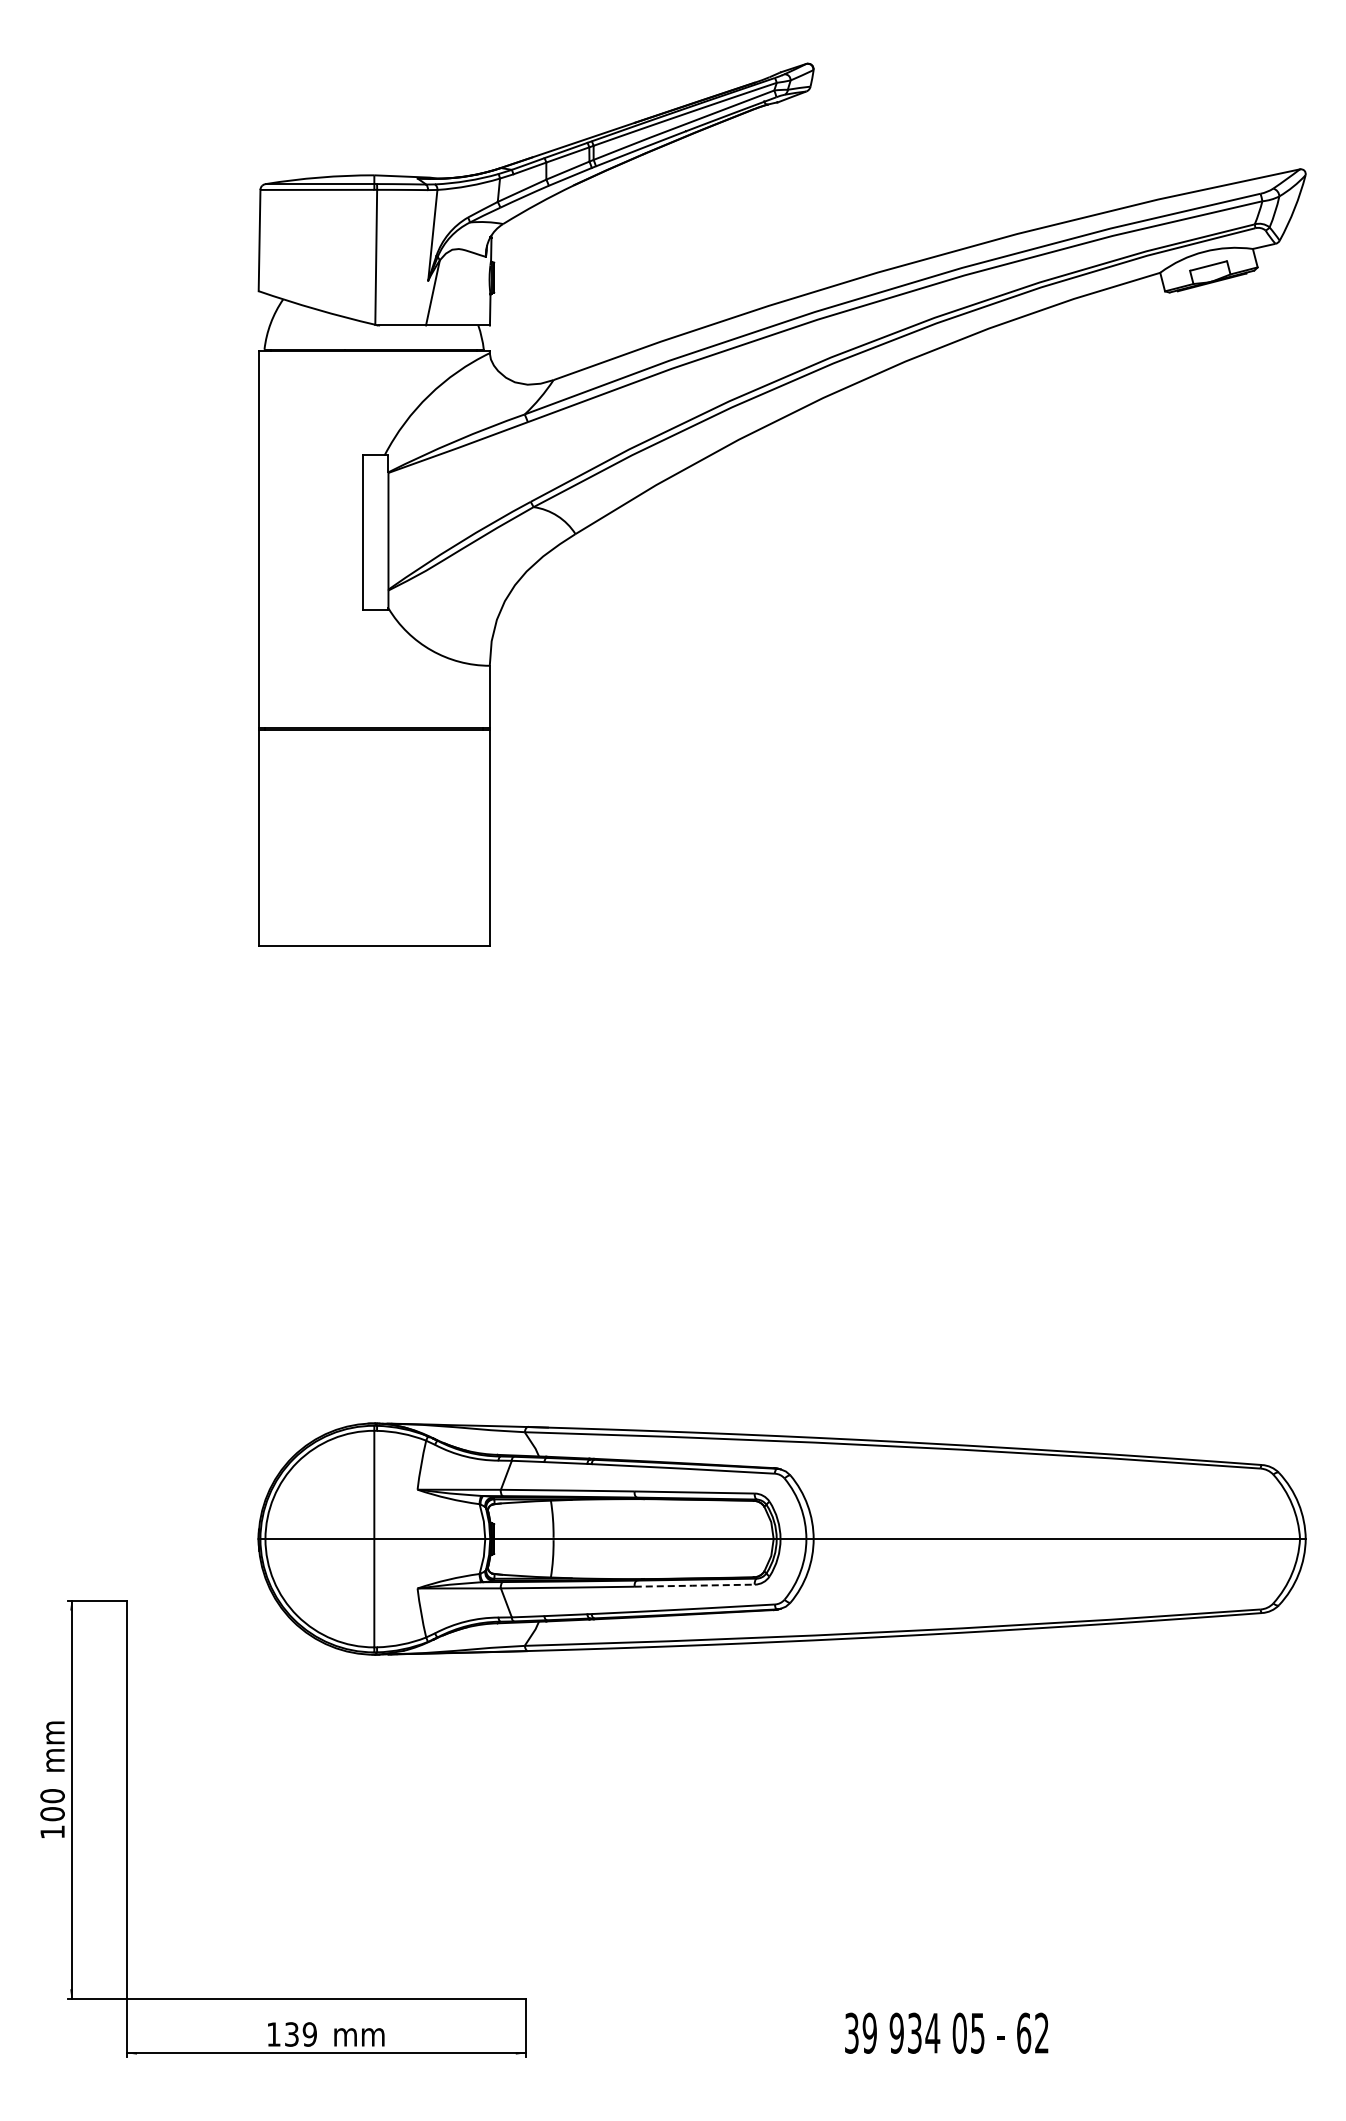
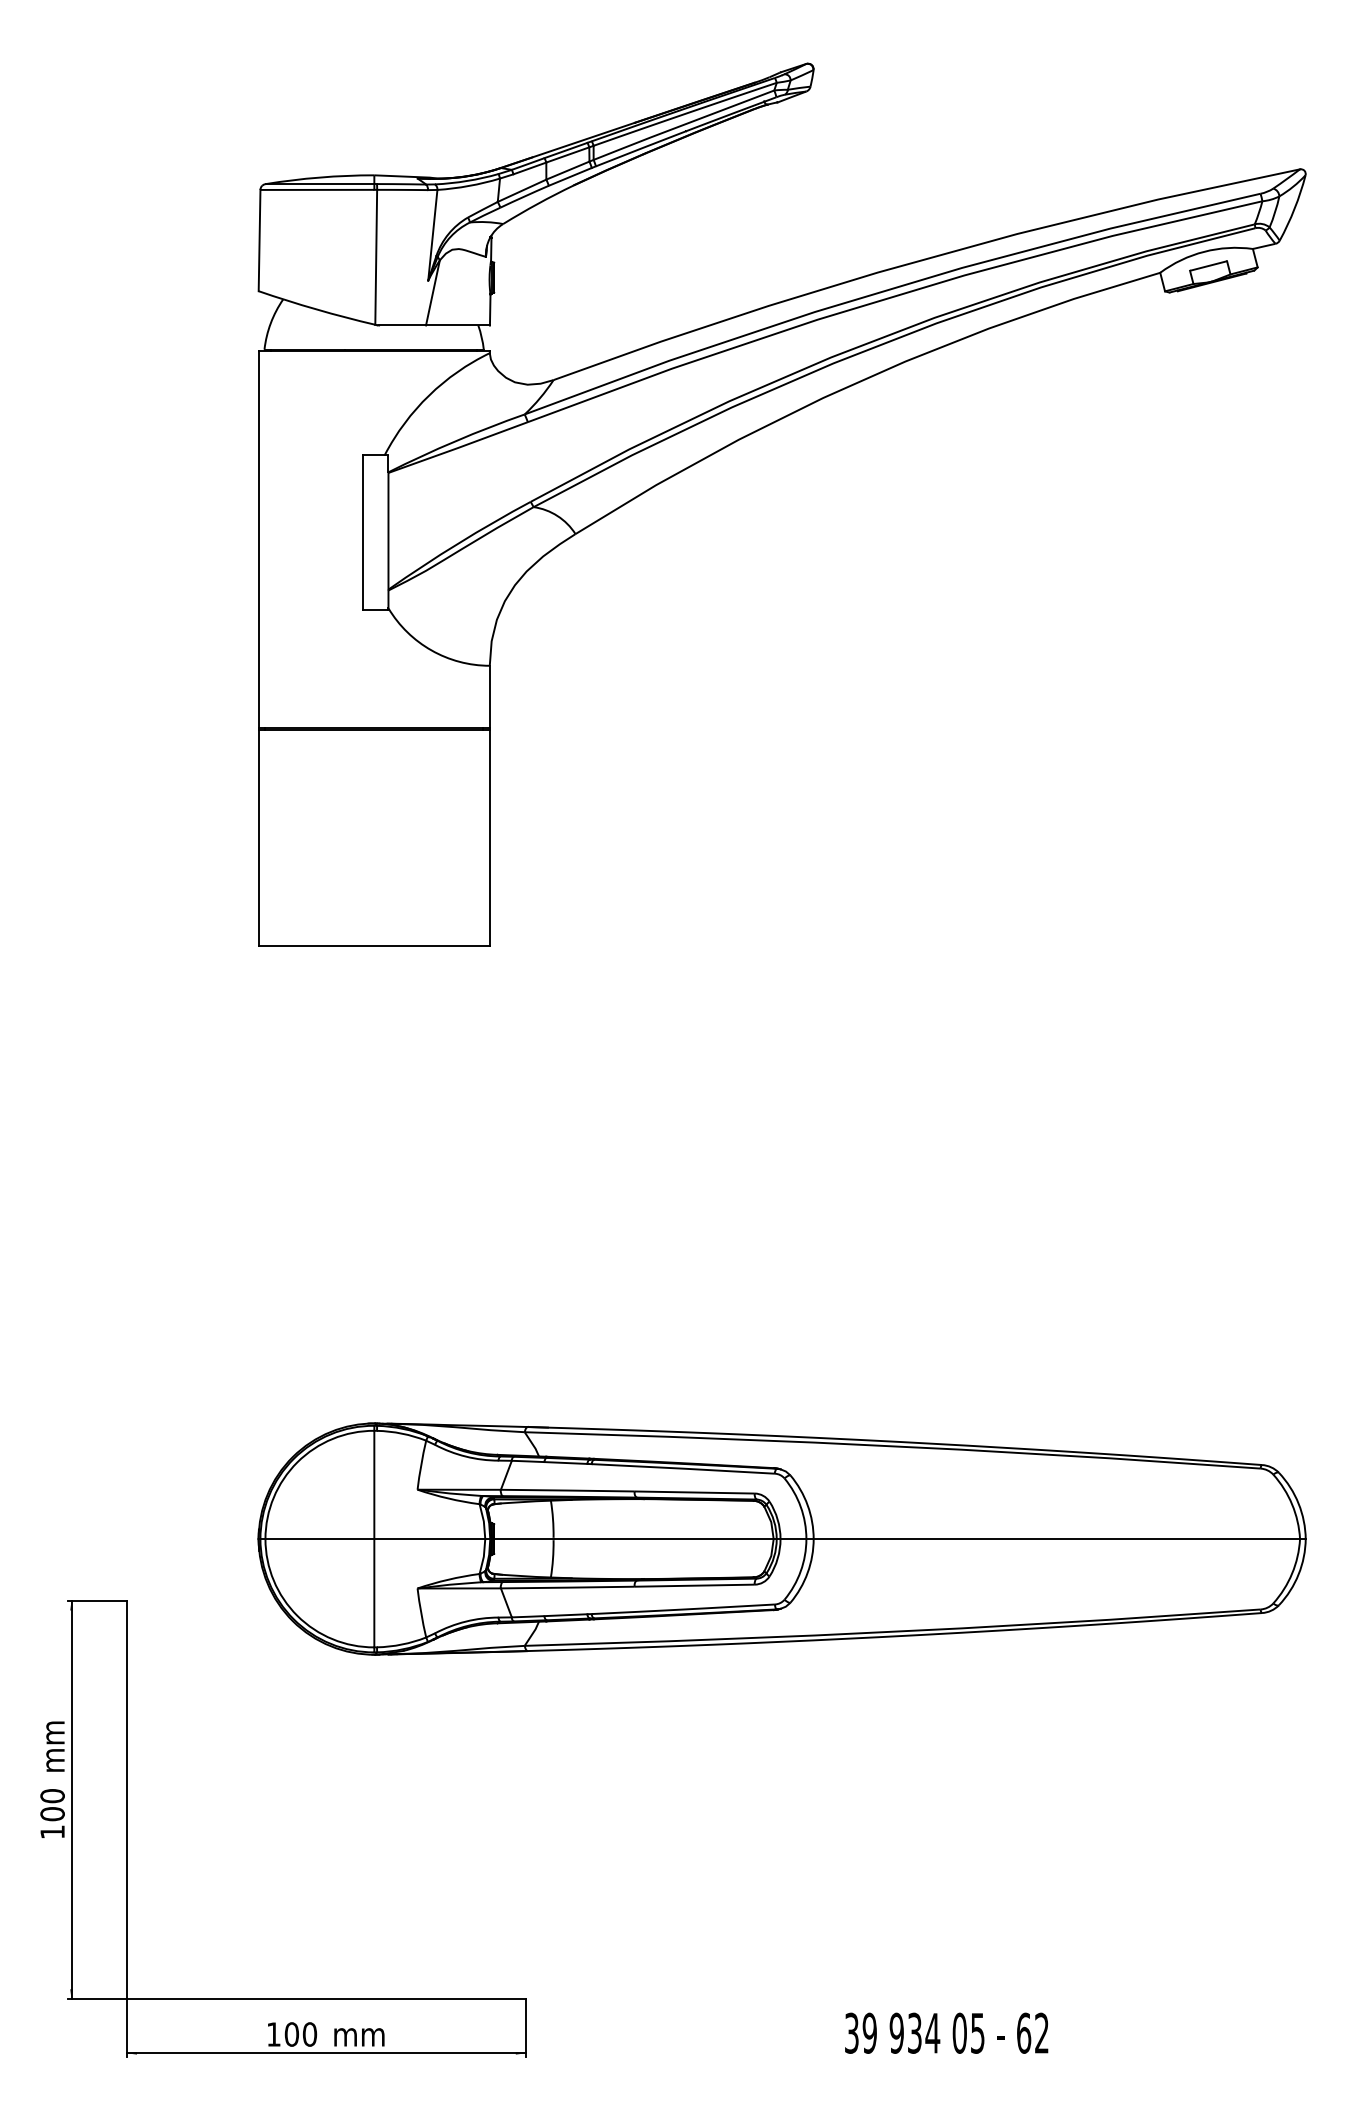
line: dashed -> solid (694, 1585)
text: 139 -> 100 (300, 2034)
